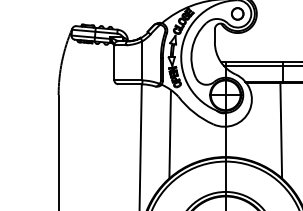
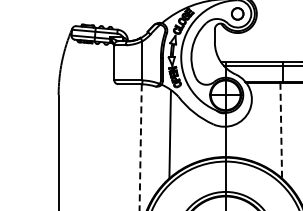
line: solid -> dashed (281, 130)
line: solid -> dashed (140, 148)
